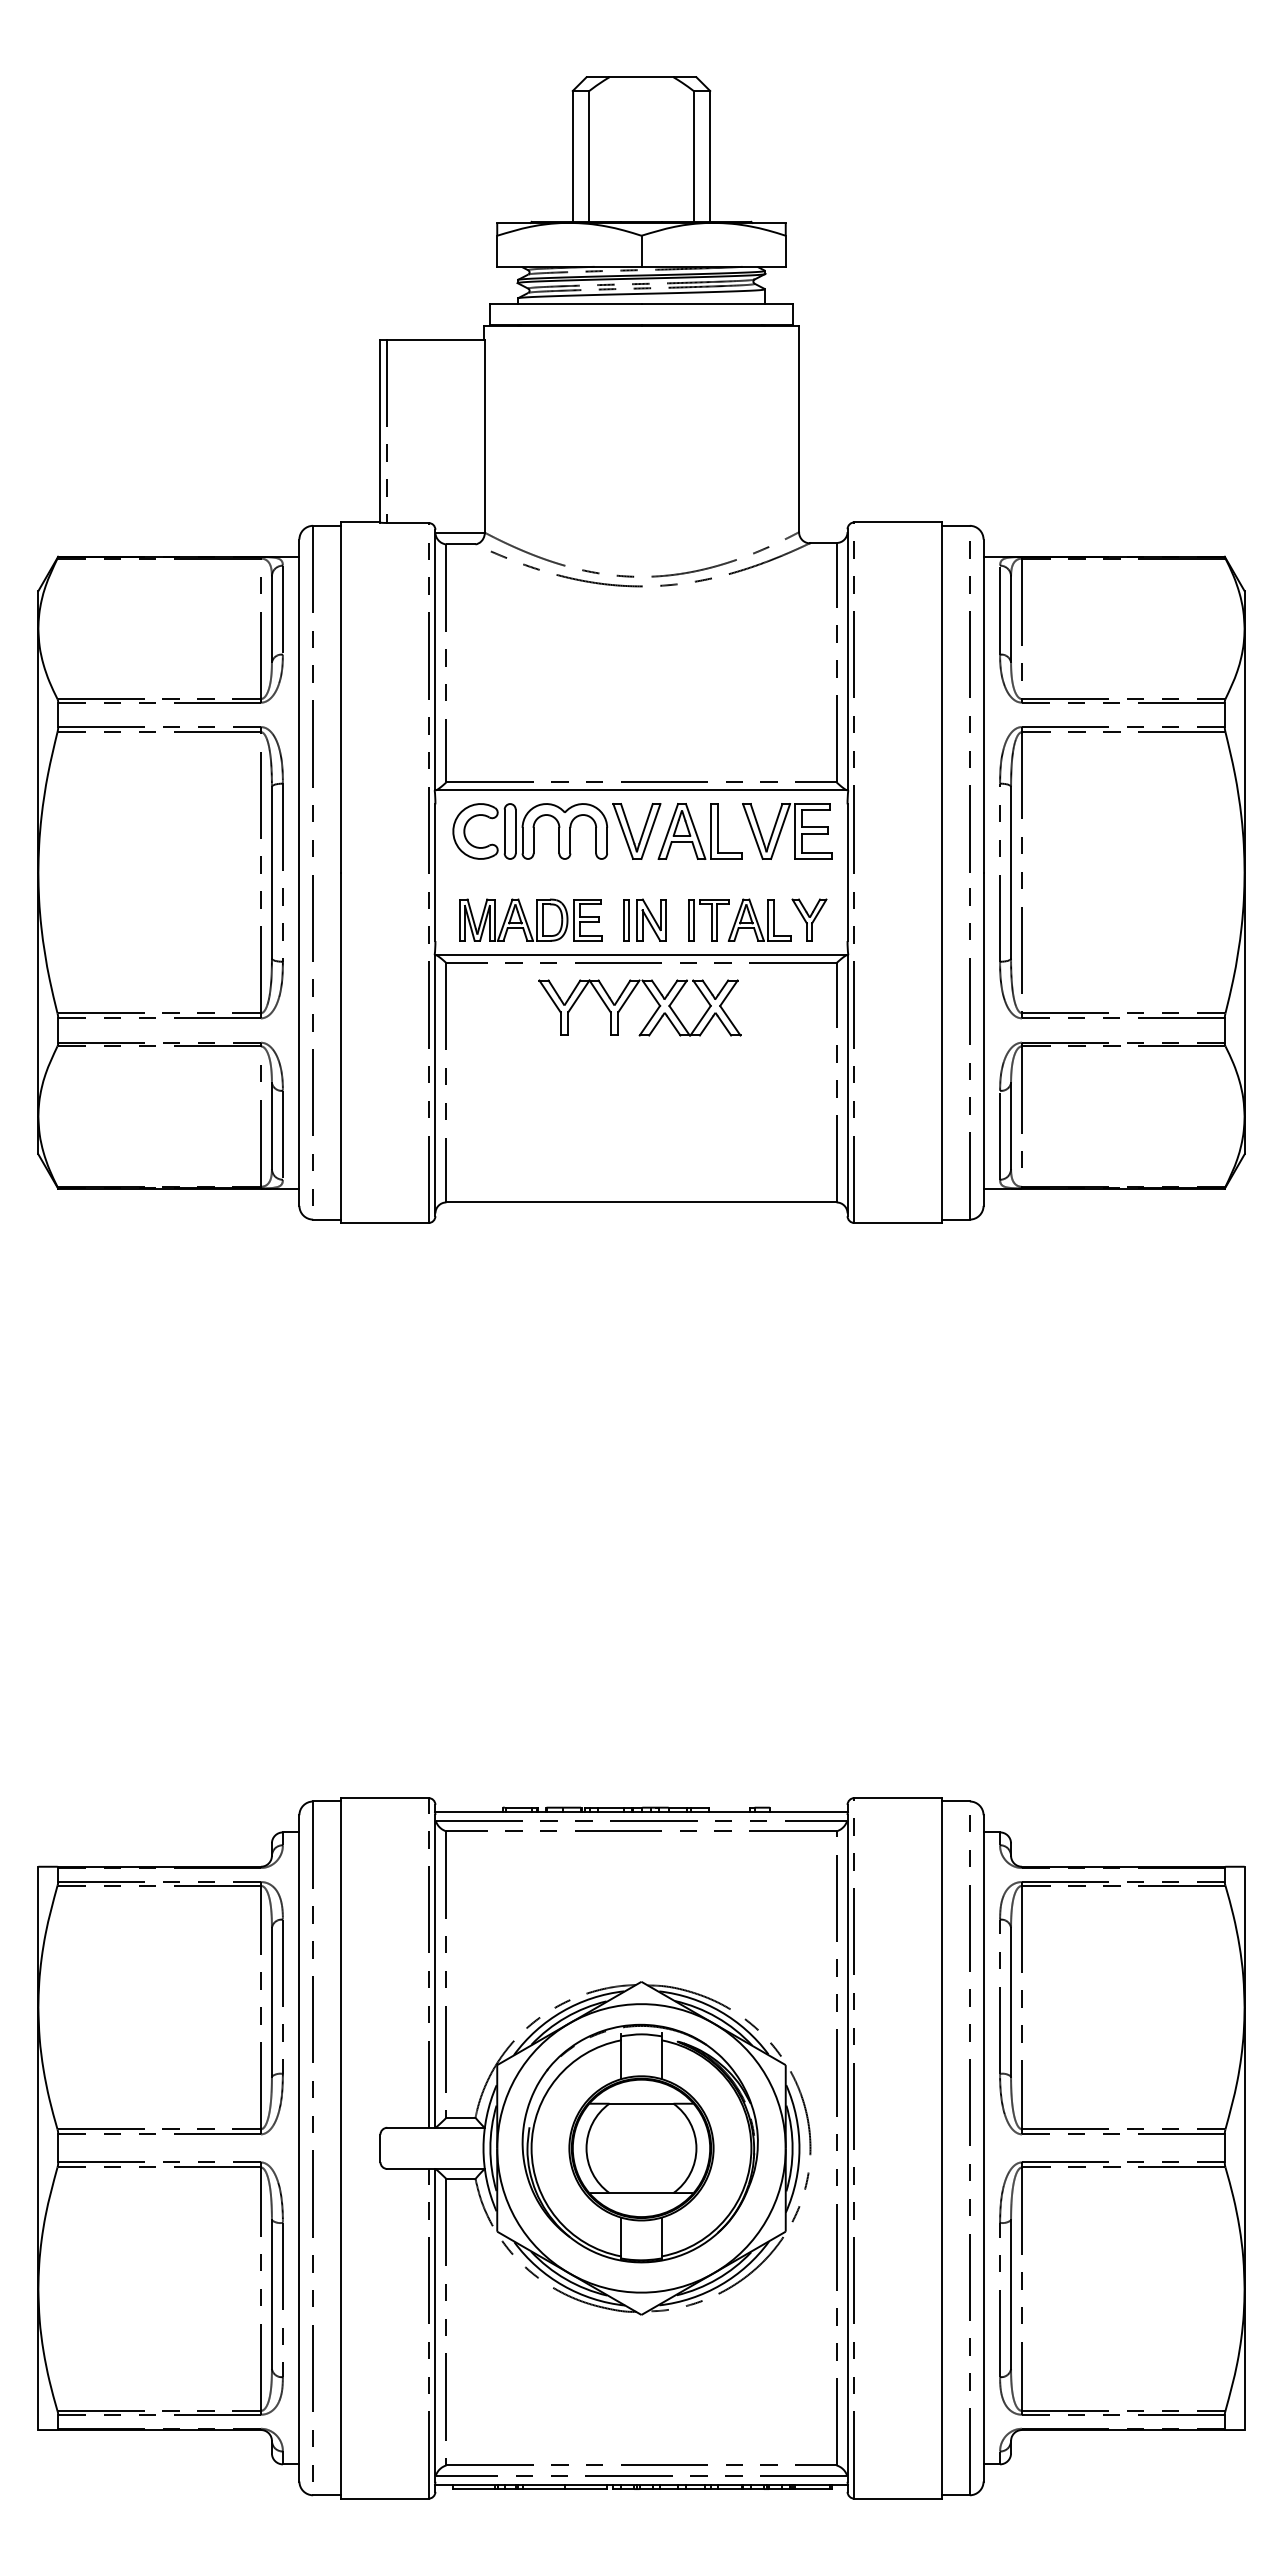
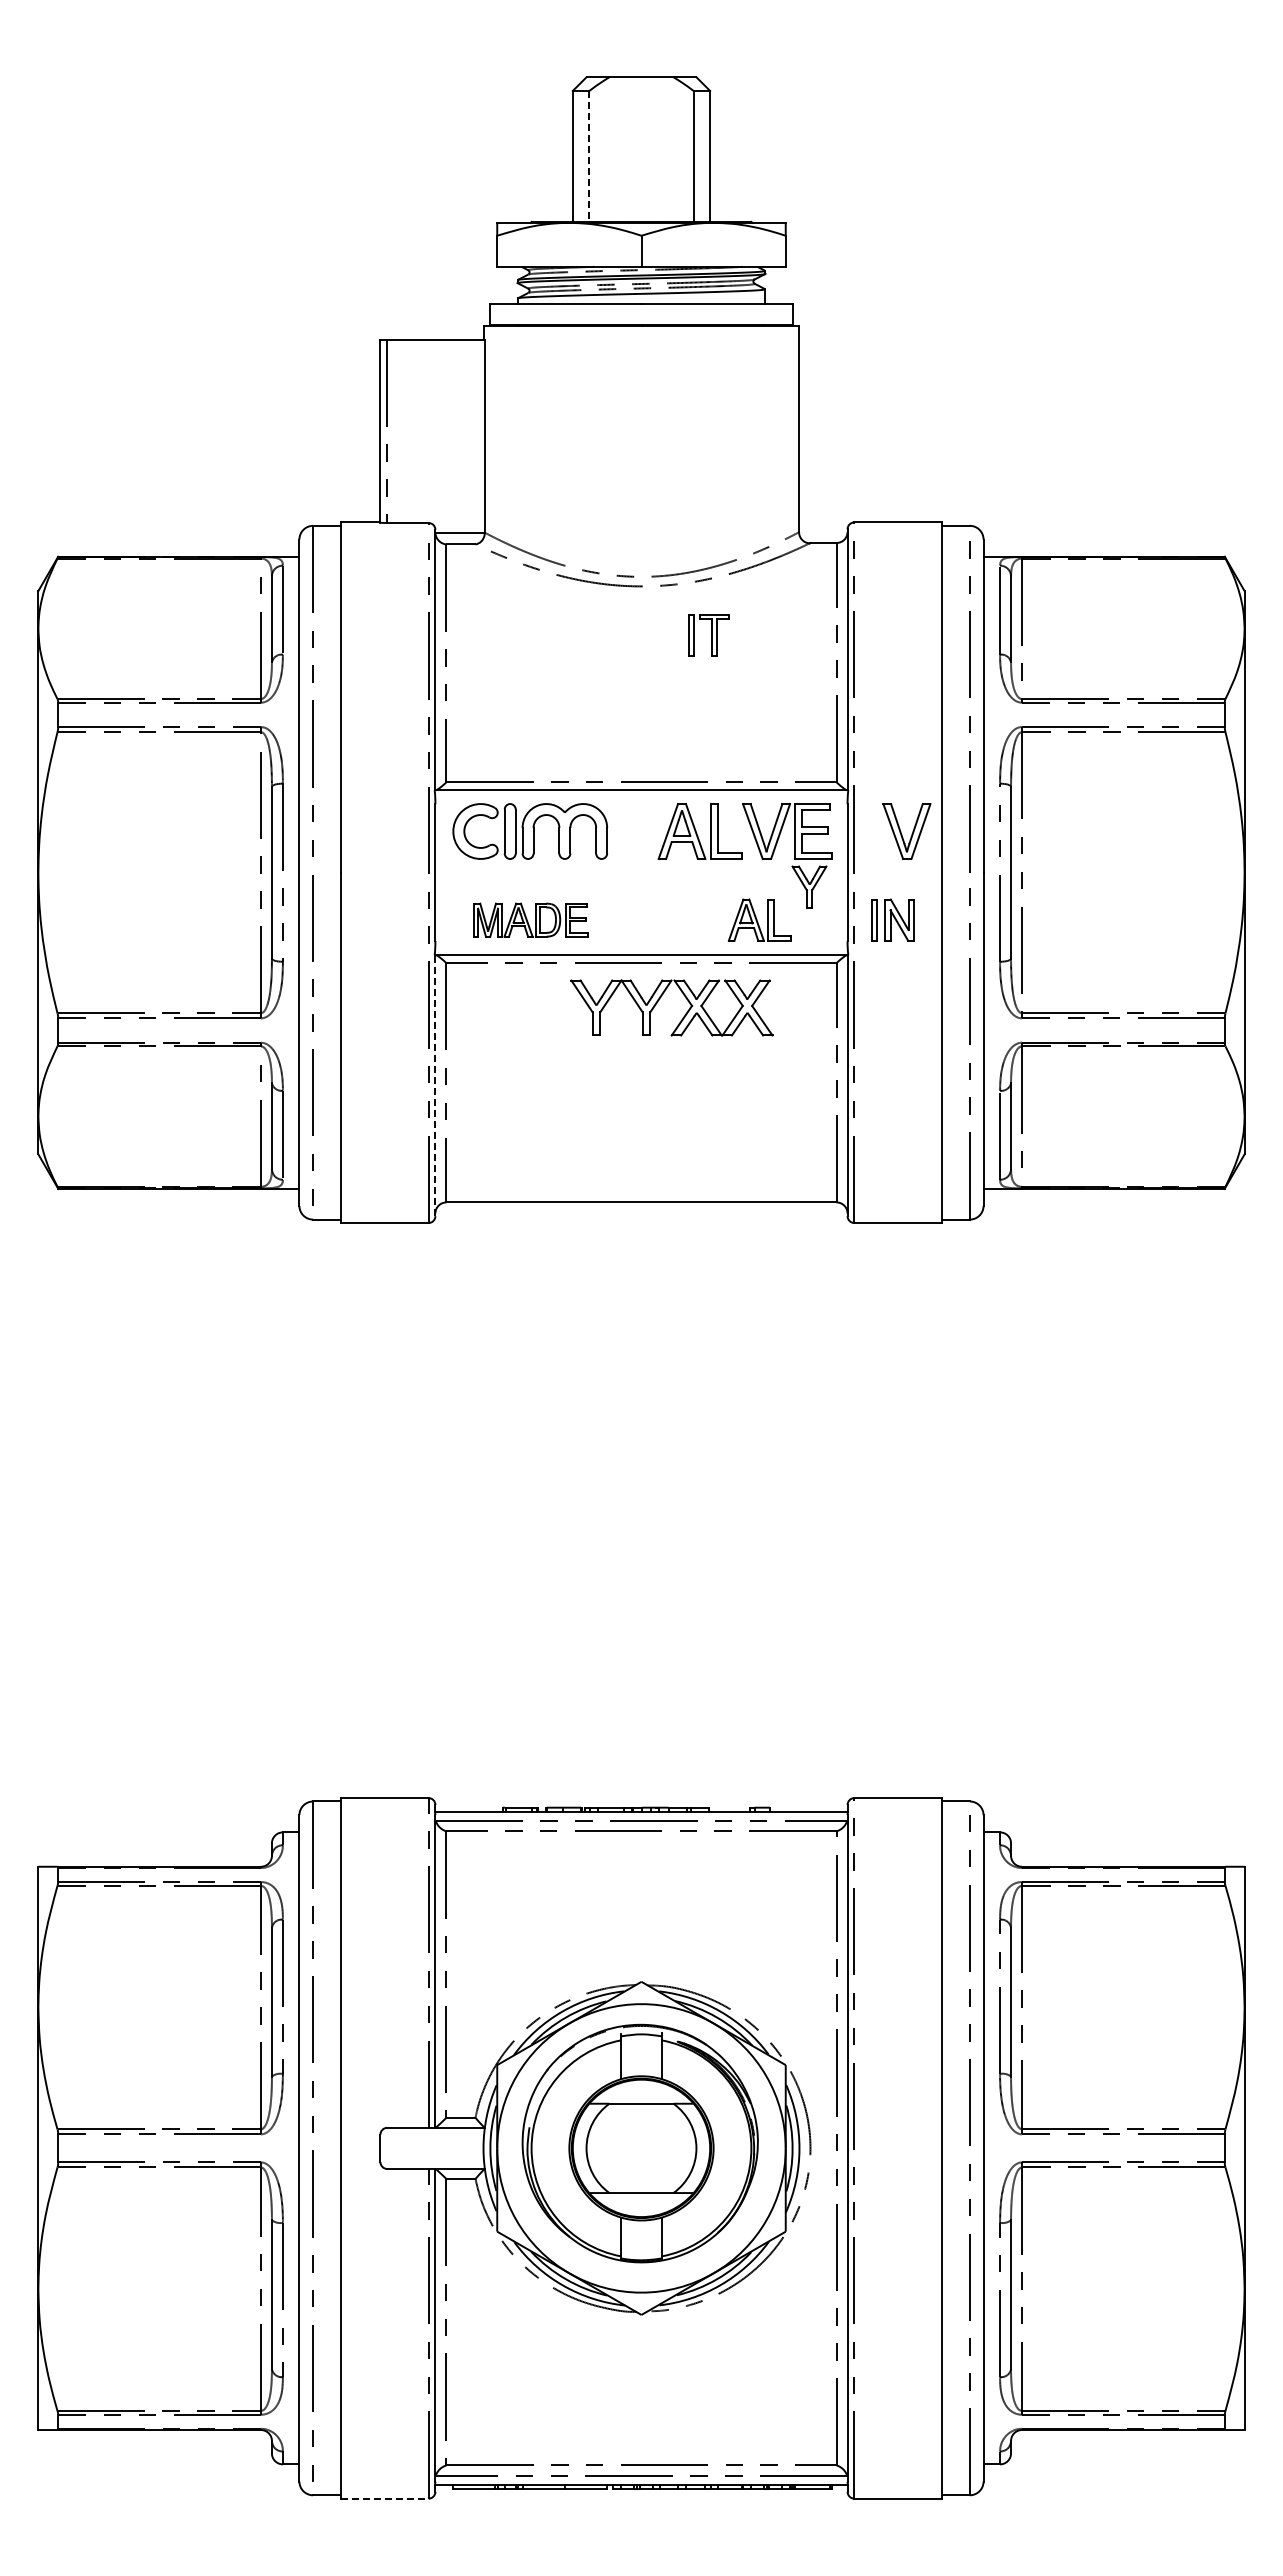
line: solid -> dashed (589, 156)
part position: (636, 831) -> (906, 831) (906, 831)
part size: 144x44 px -> 116x36 px (530, 919)
part position: (644, 919) -> (892, 919) (892, 919)
part position: (809, 919) -> (809, 886) (809, 886)
part position: (708, 920) -> (708, 635) (708, 635)
part position: (627, 1000) -> (659, 1000) (659, 1000)
line: solid -> dashed (435, 1085)
line: solid -> dashed (384, 2498)
